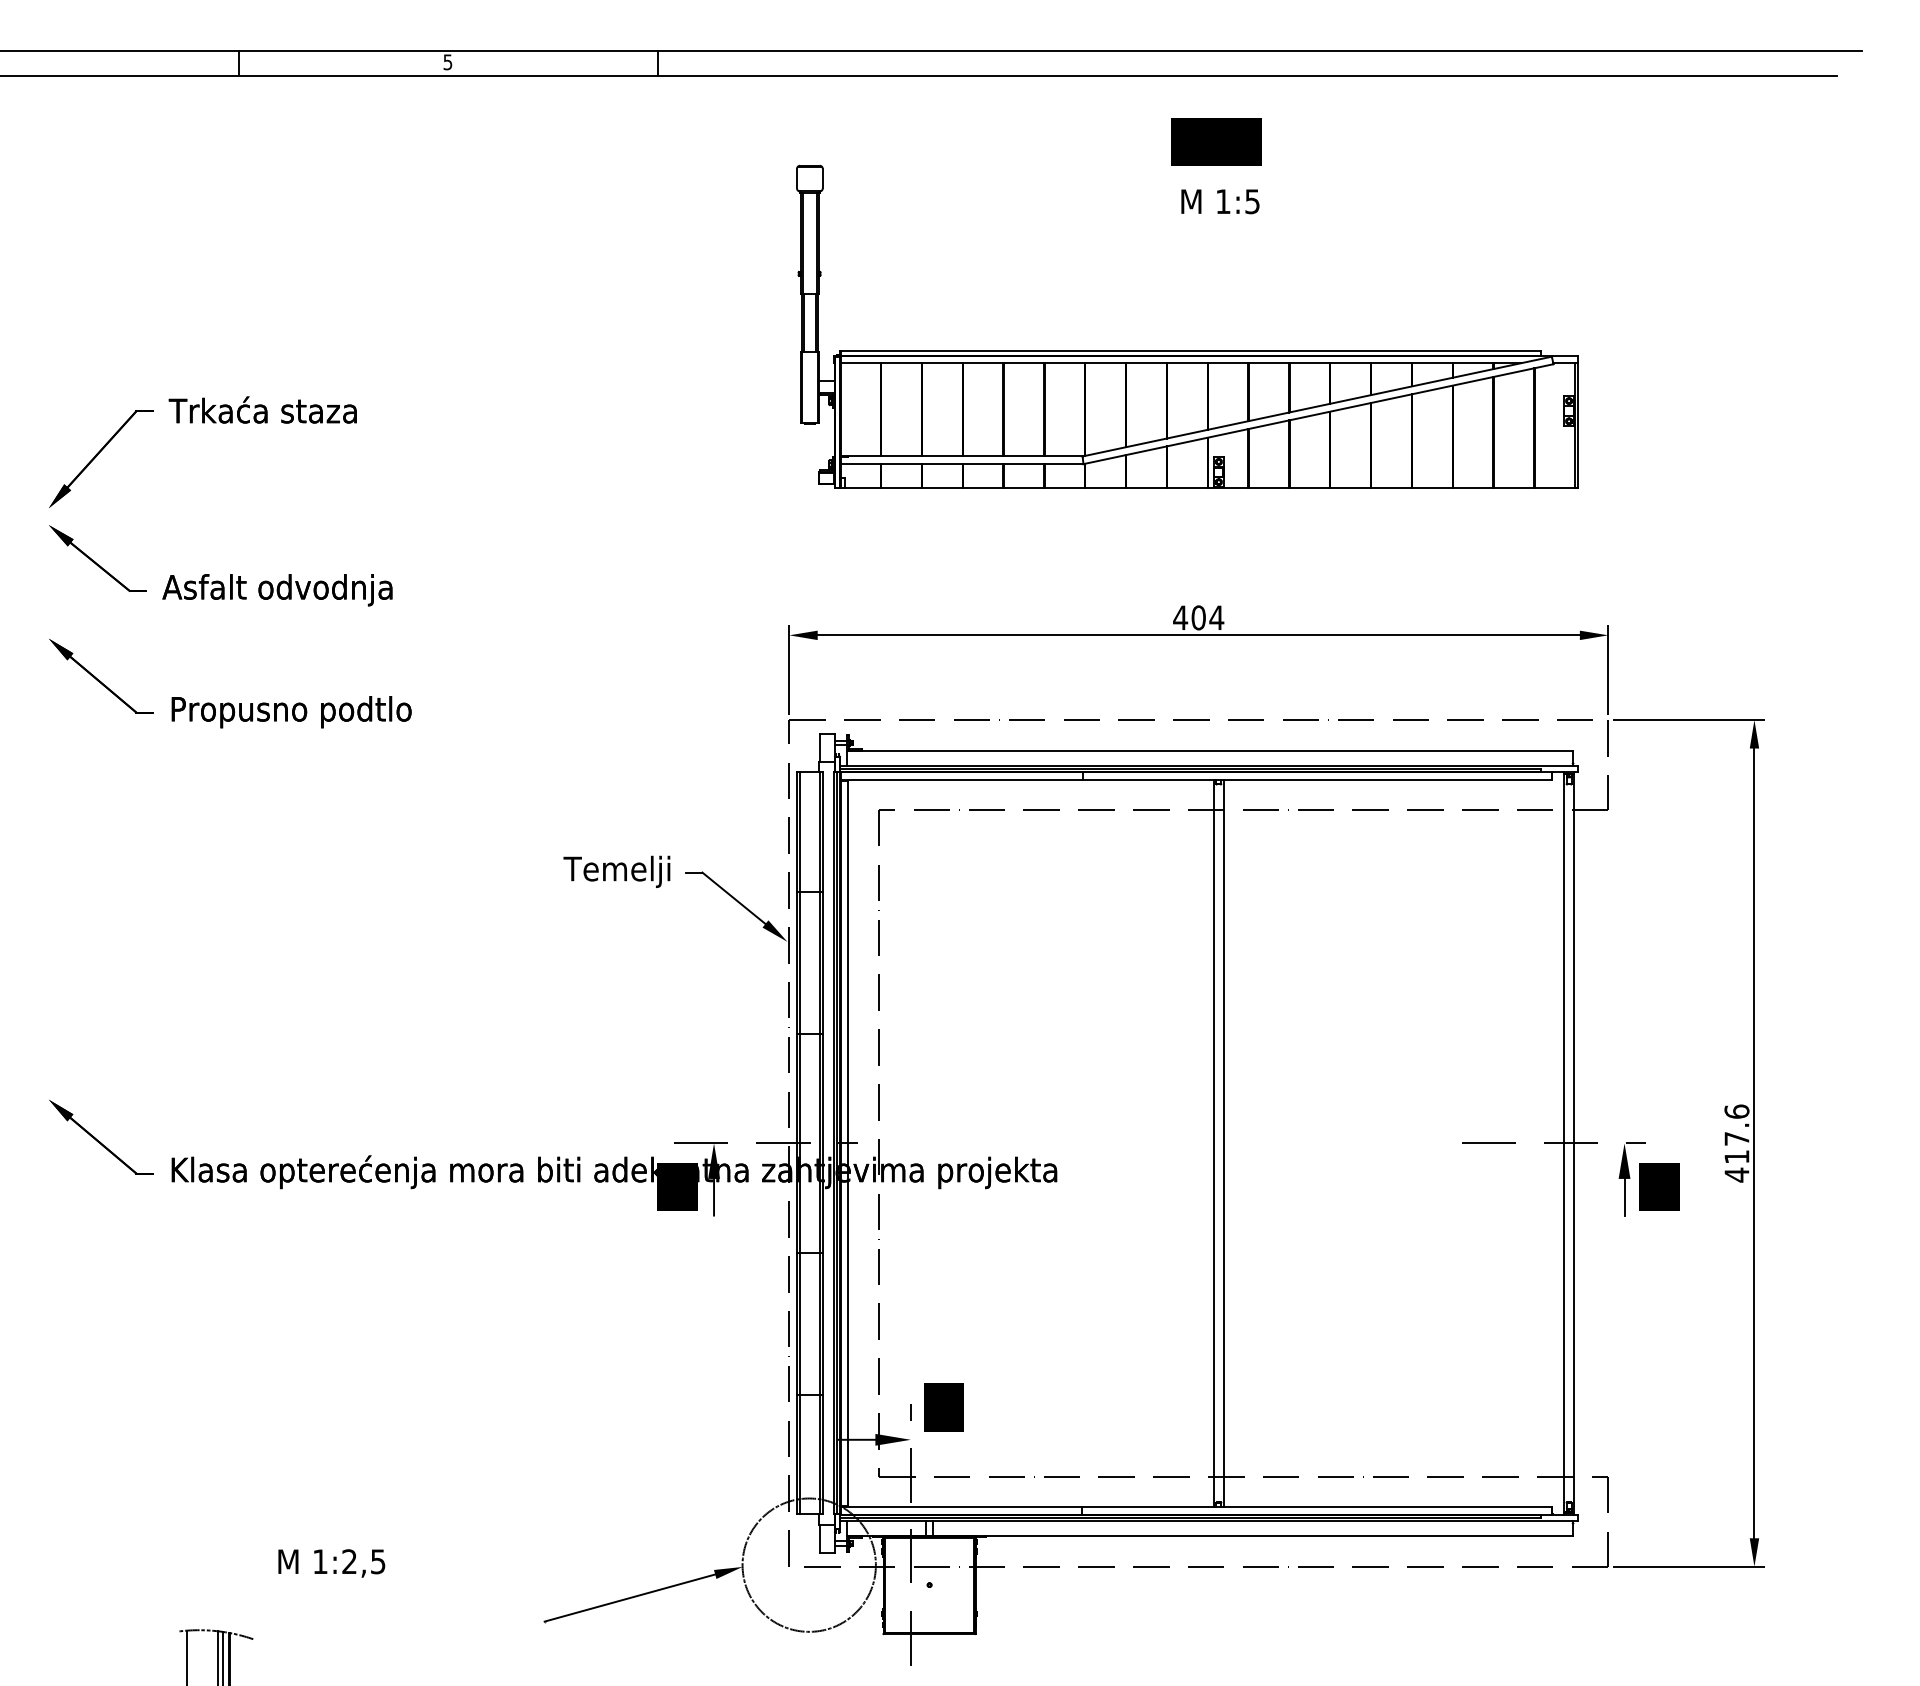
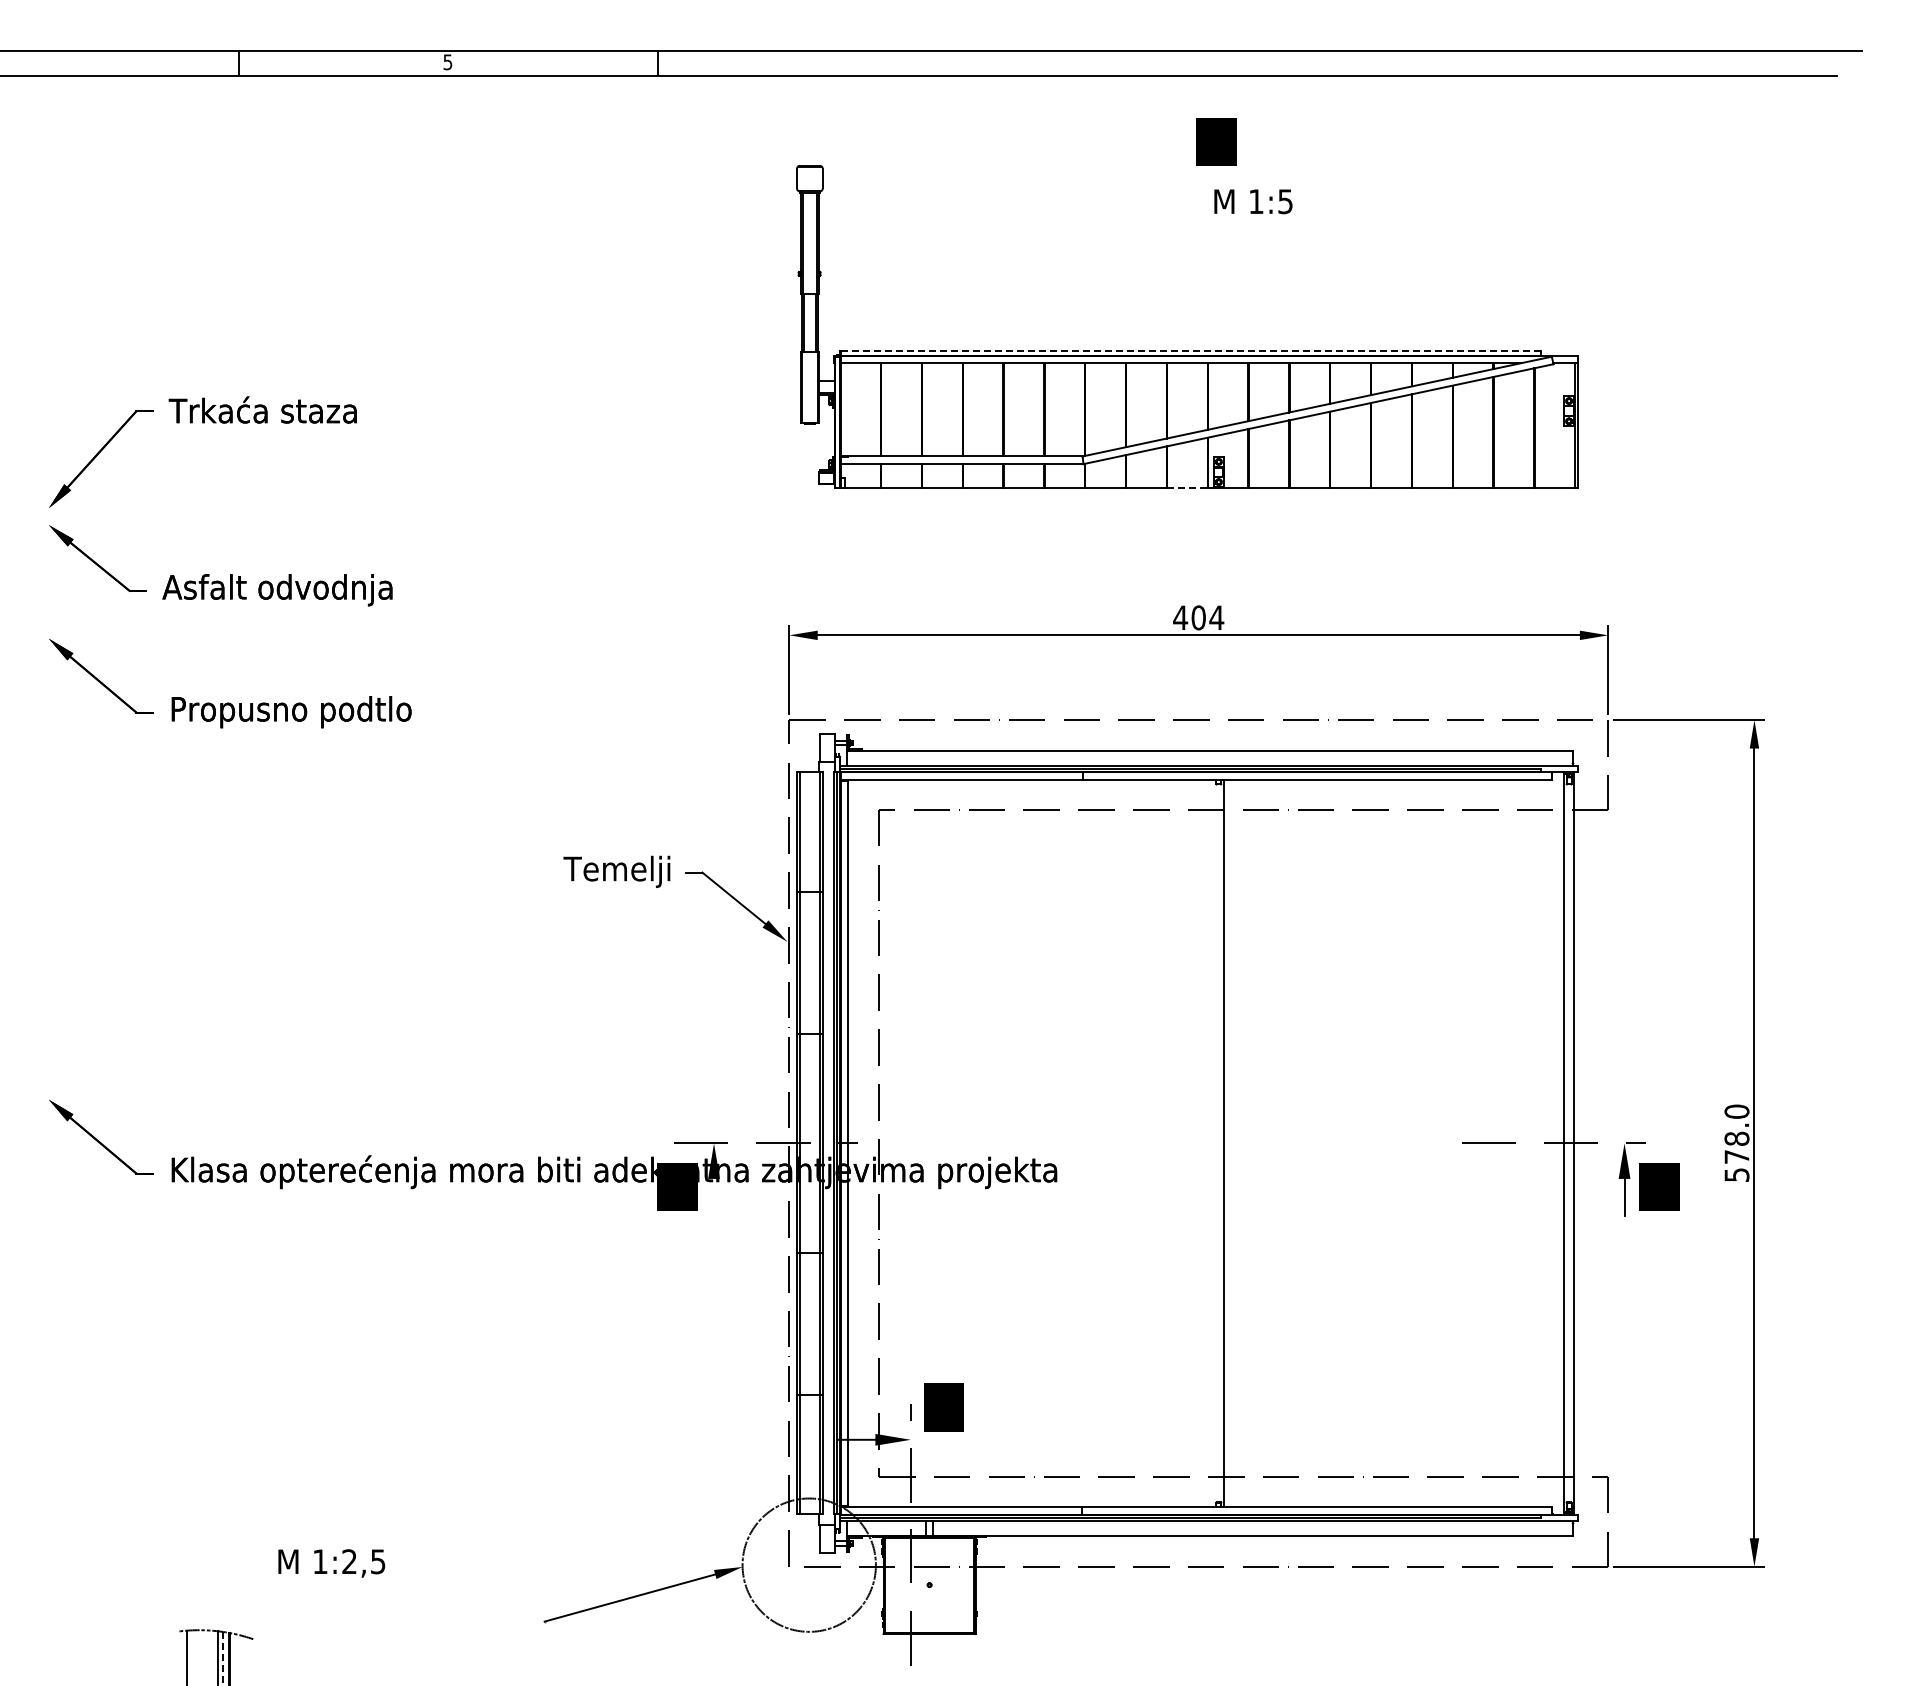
text: B-B -> B (1216, 141)
text position: (1220, 201) -> (1253, 201) (1253, 201)
line: solid -> dashed (1190, 351)
line: solid -> dashed (1187, 488)
line: present -> none (1213, 1143)
text: 417.6 -> 578.0 (1736, 1143)
line: present -> none (714, 1196)
line: solid -> dashed (223, 1658)
